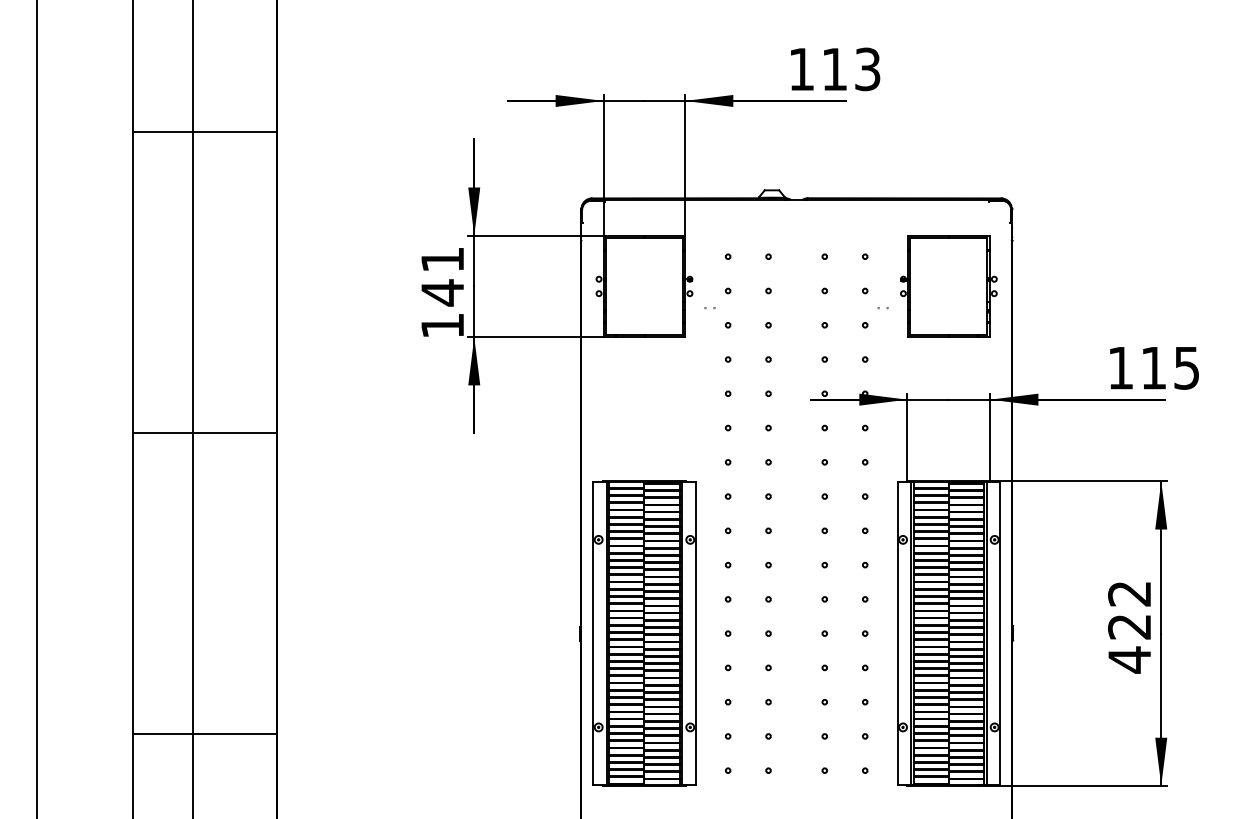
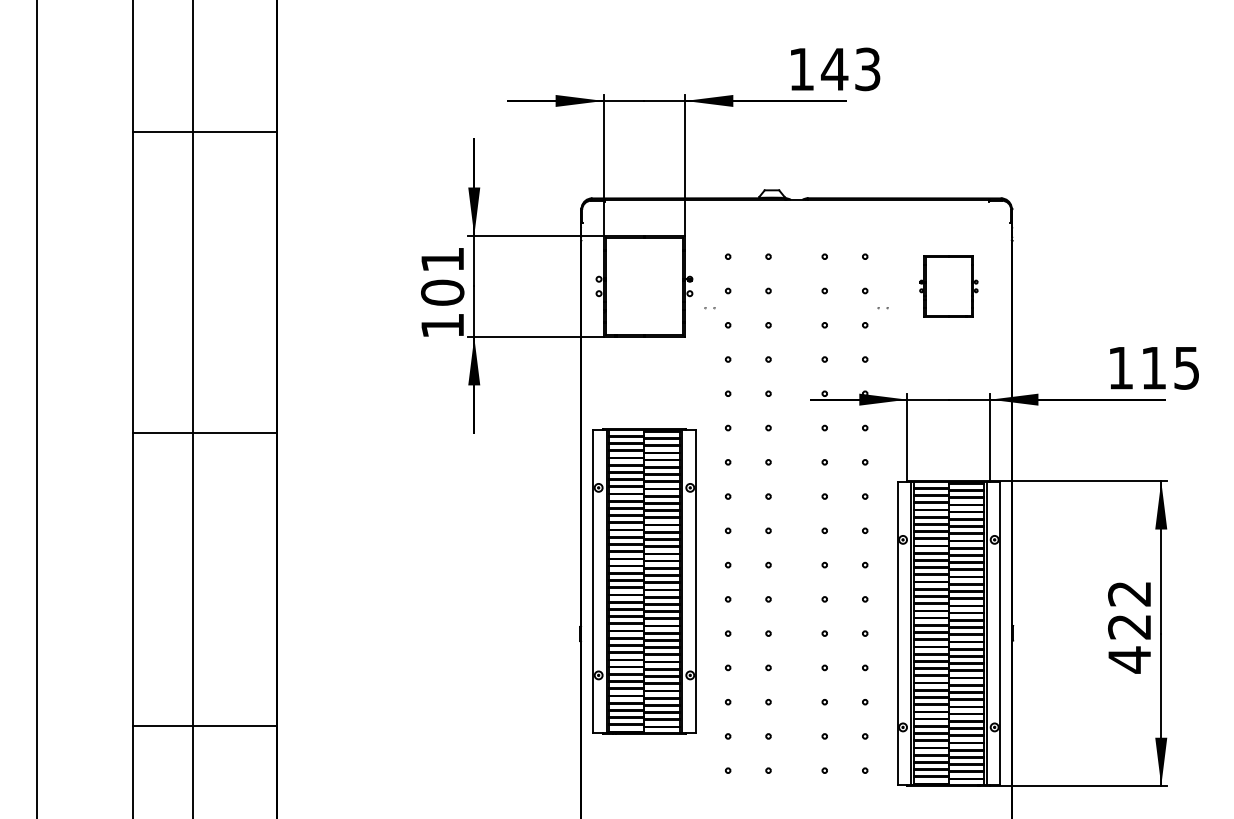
text: 113 -> 143 (834, 69)
part size: 98x103 px -> 60x63 px (948, 286)
text: 141 -> 101 (442, 292)
part position: (644, 633) -> (644, 581) (644, 581)
line position: (205, 733) -> (205, 725) (205, 725)
